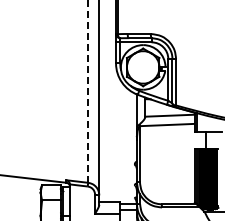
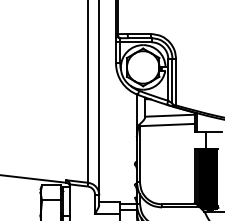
line: dashed -> solid (88, 90)
